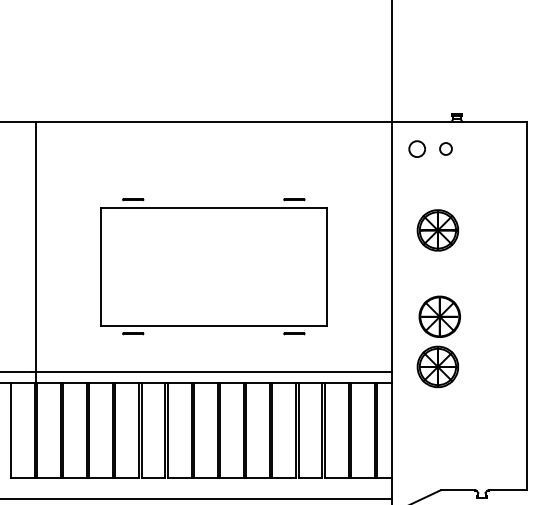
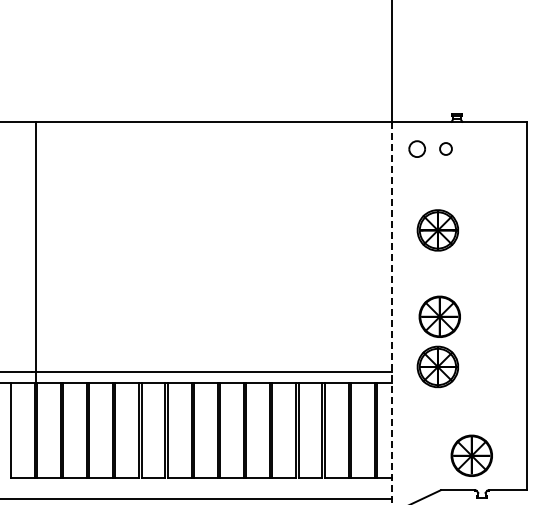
part: present -> none (213, 266)
line: solid -> dashed (391, 313)
part: none -> present (471, 455)
